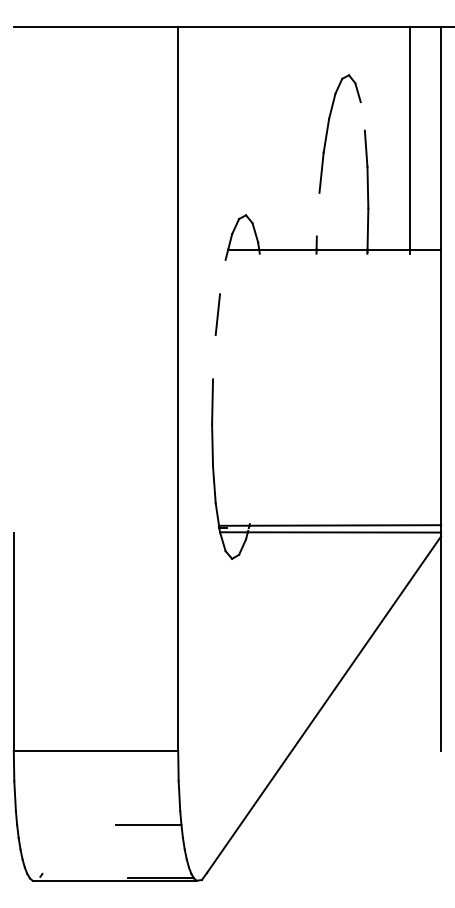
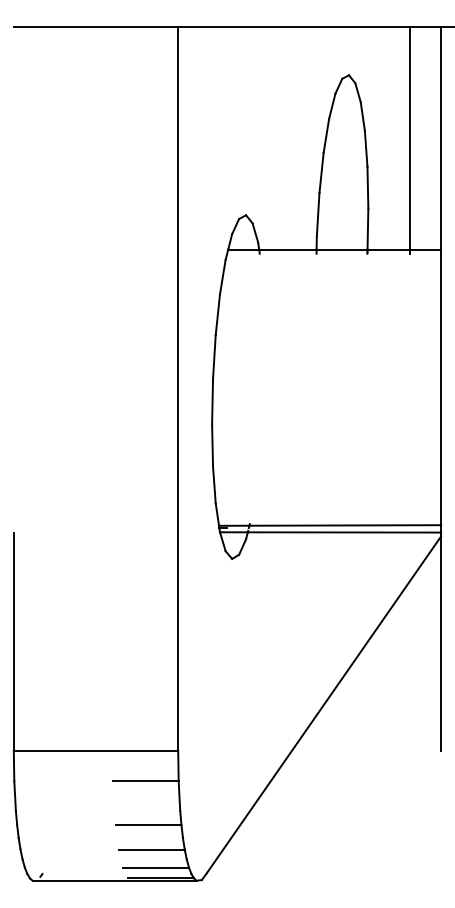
line: none -> present (362, 116)
line: none -> present (317, 214)
line: none -> present (222, 276)
line: none -> present (214, 357)
line: none -> present (145, 781)
line: none -> present (151, 849)
line: none -> present (156, 867)
